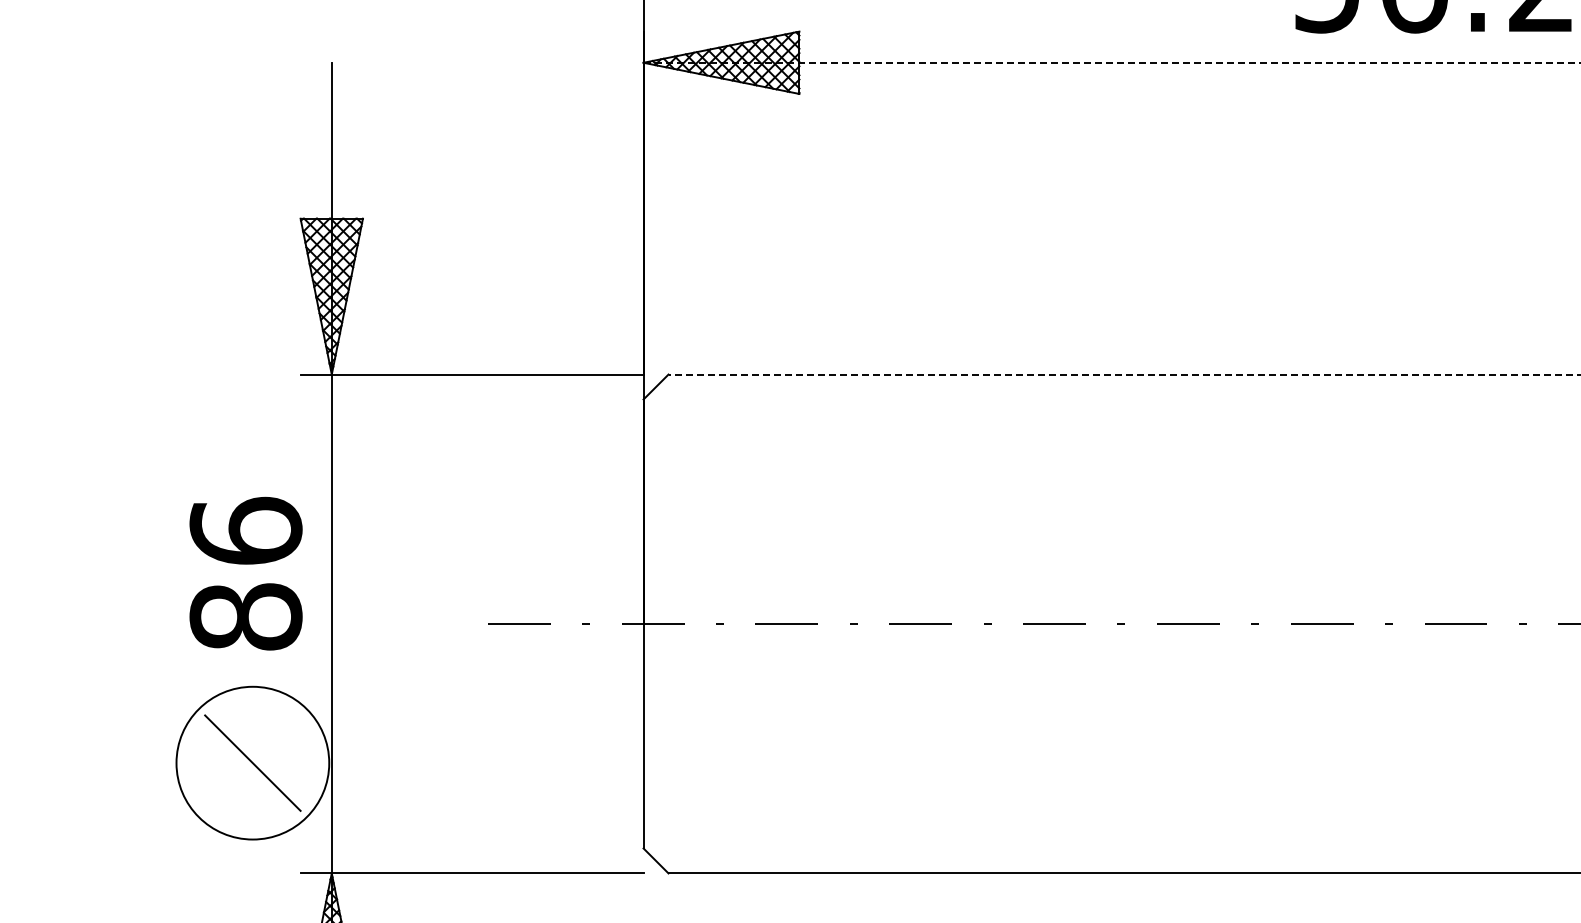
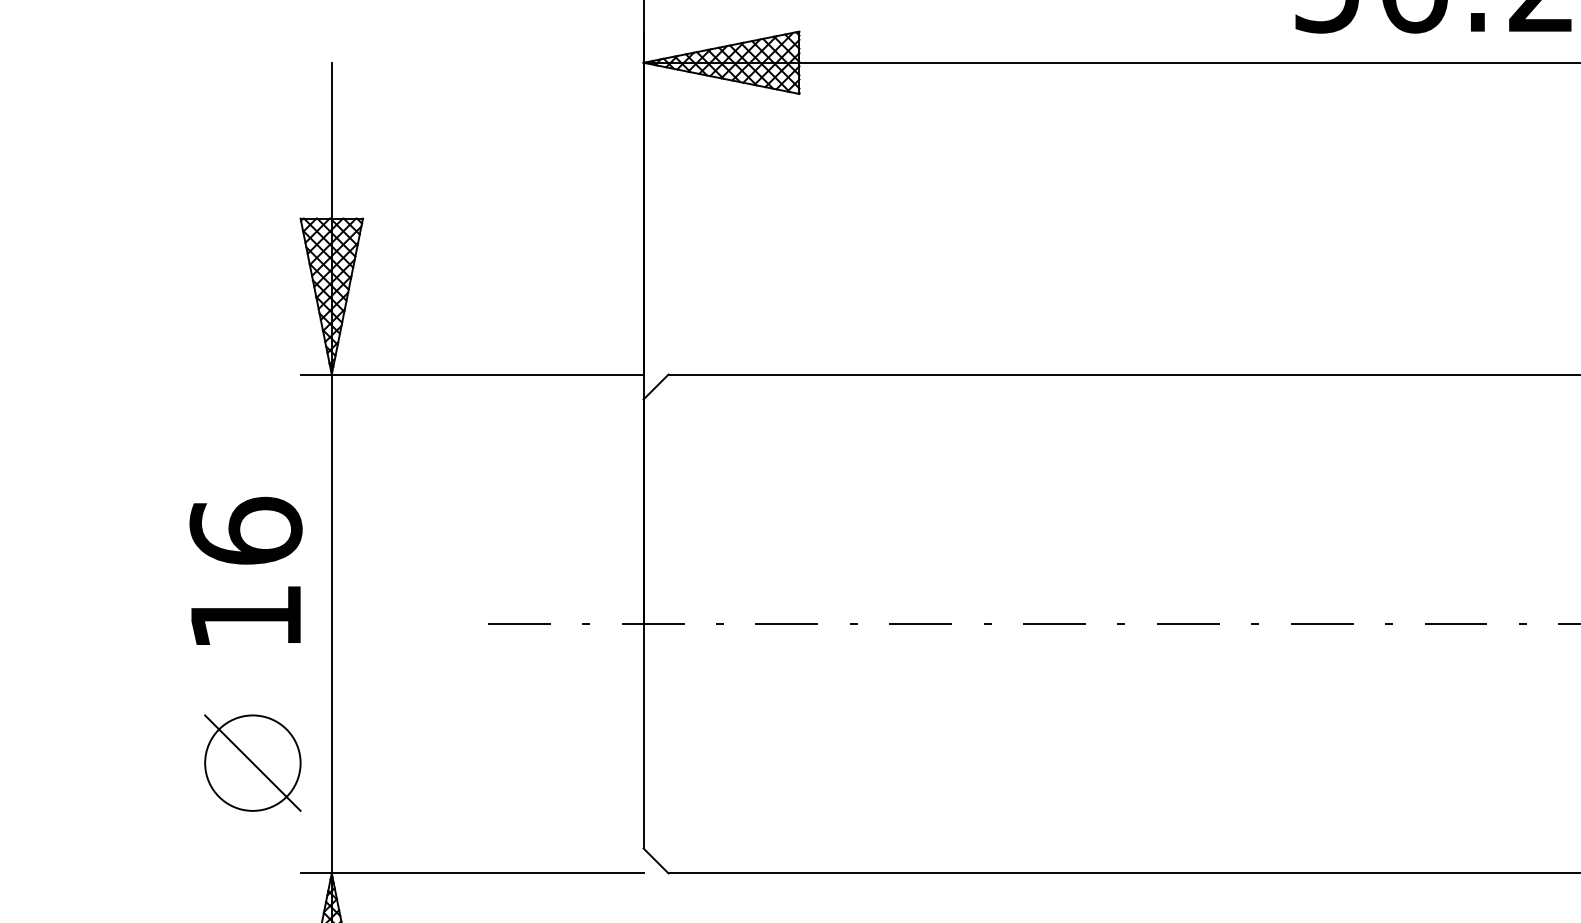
line: dashed -> solid (1112, 62)
line: dashed -> solid (1124, 374)
text: 86 -> 16 (245, 616)
circle diameter: 153 px -> 95 px (252, 762)
